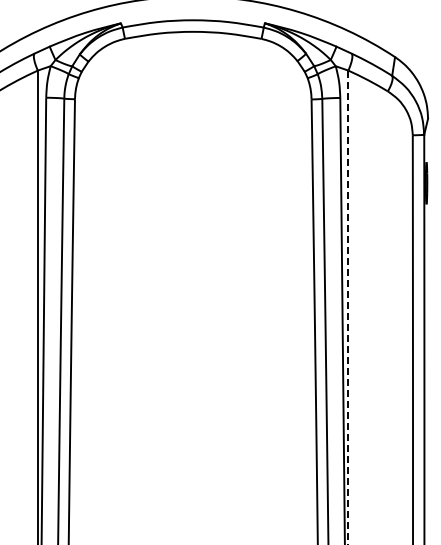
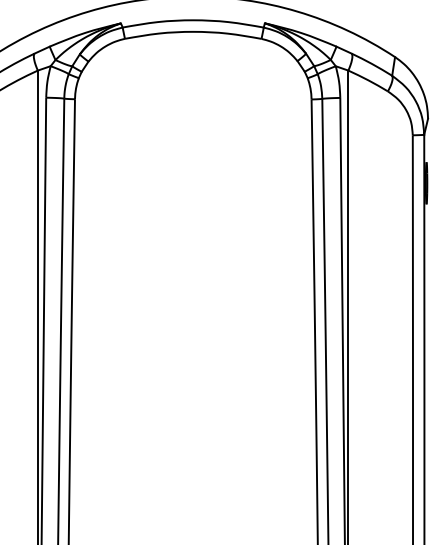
line: dashed -> solid (348, 307)
